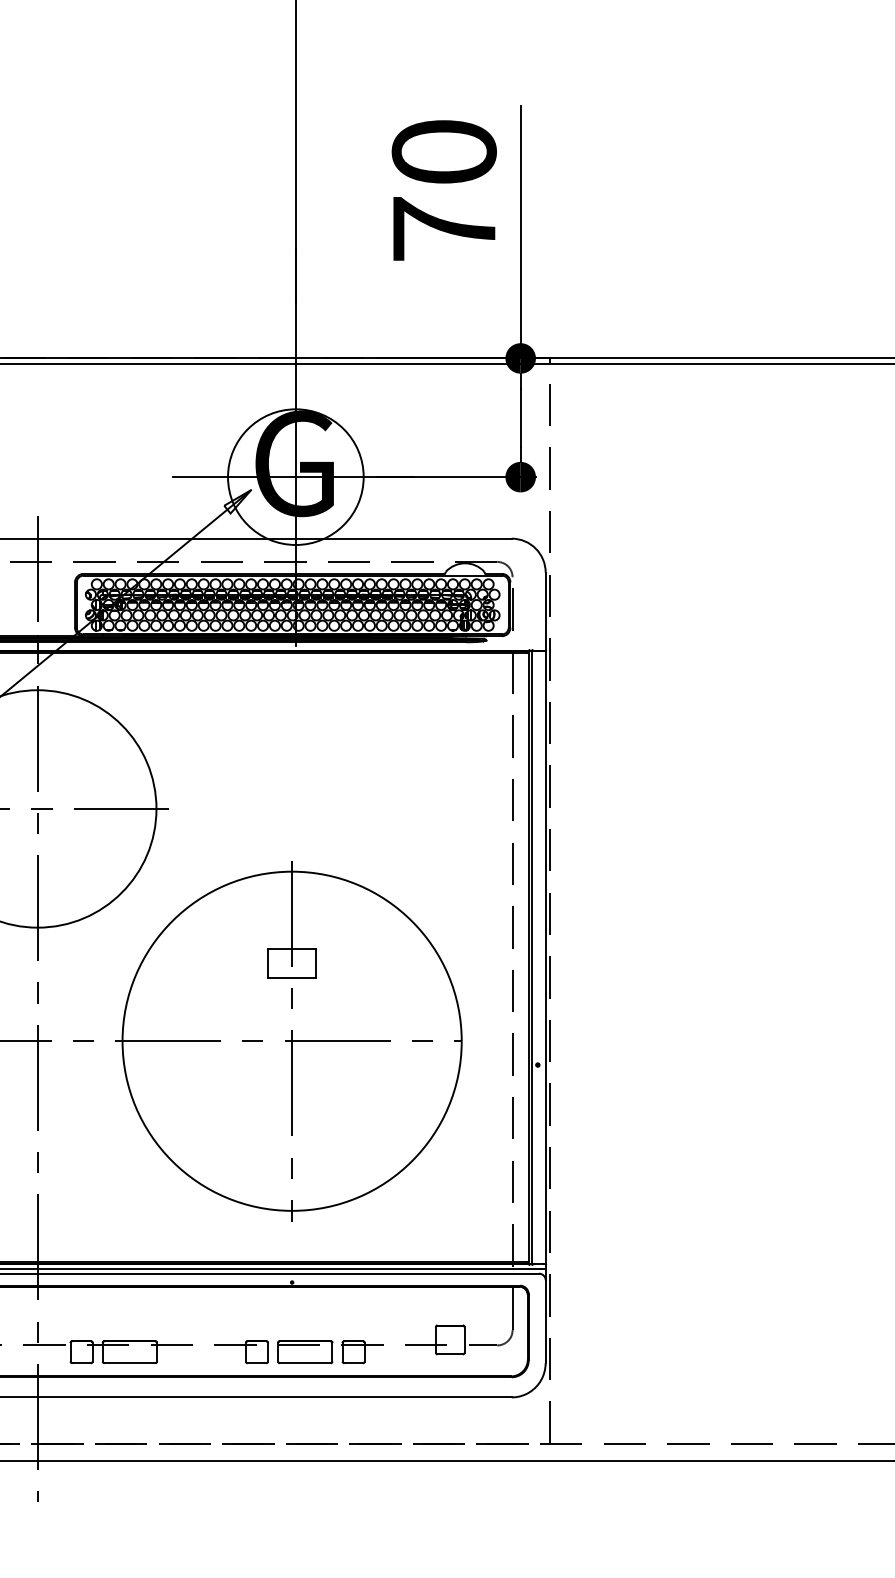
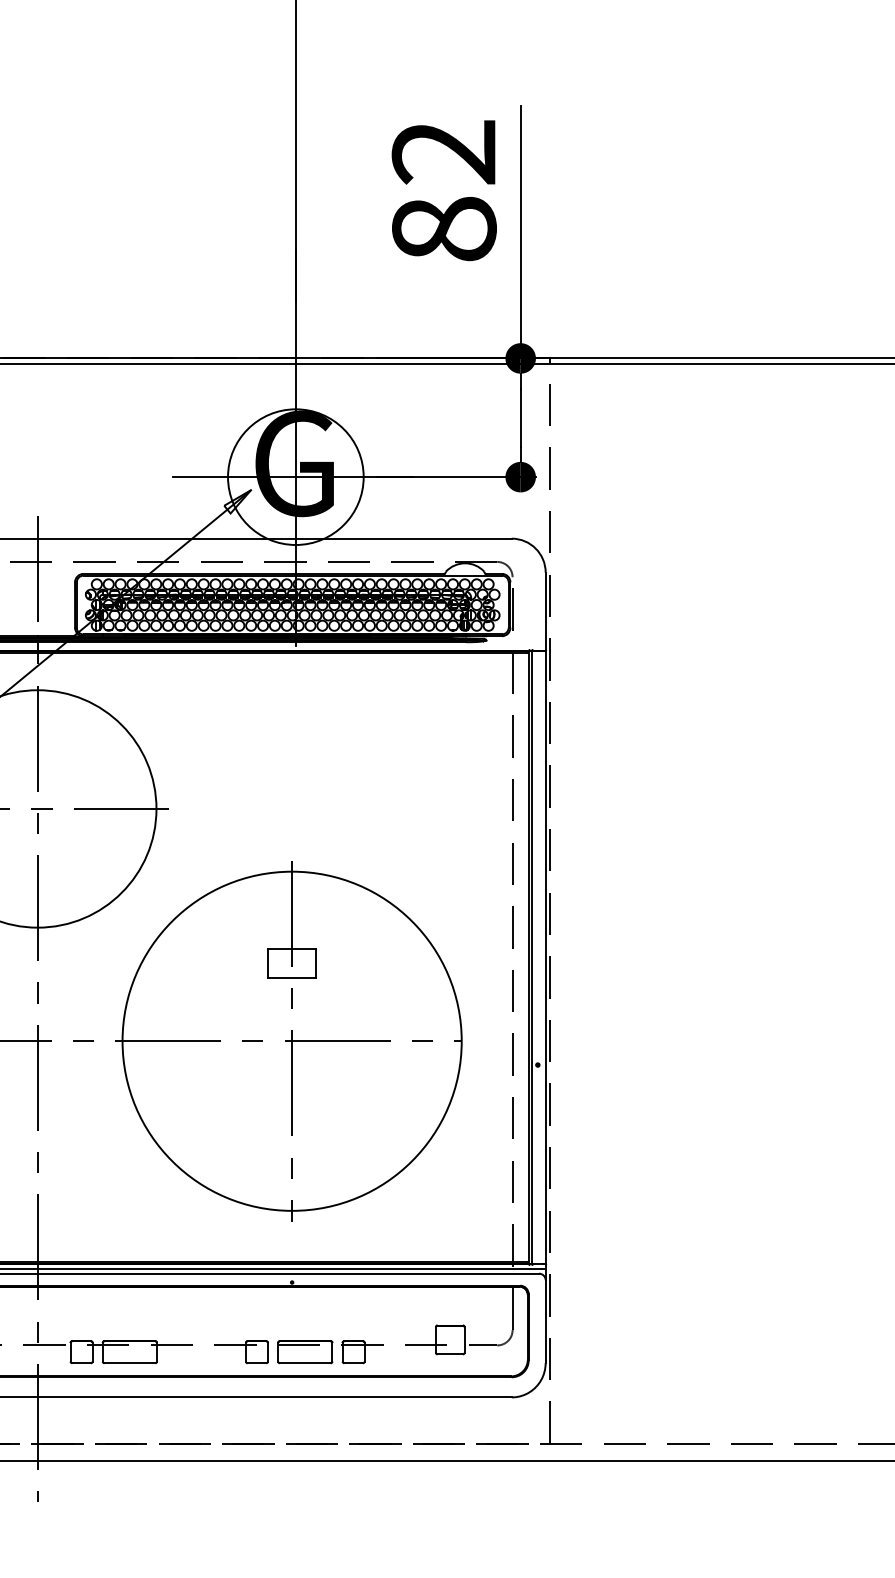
text: 70 -> 82 (443, 190)
